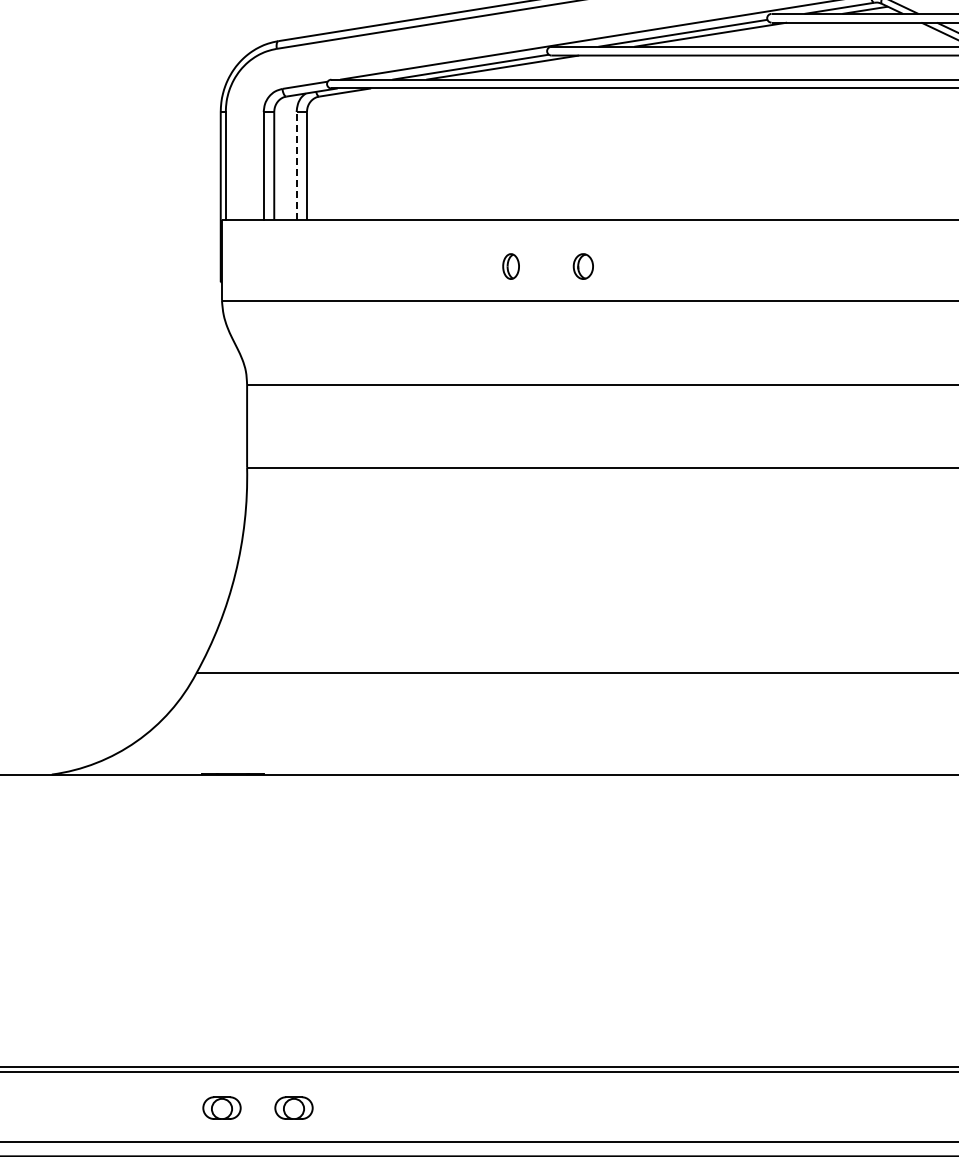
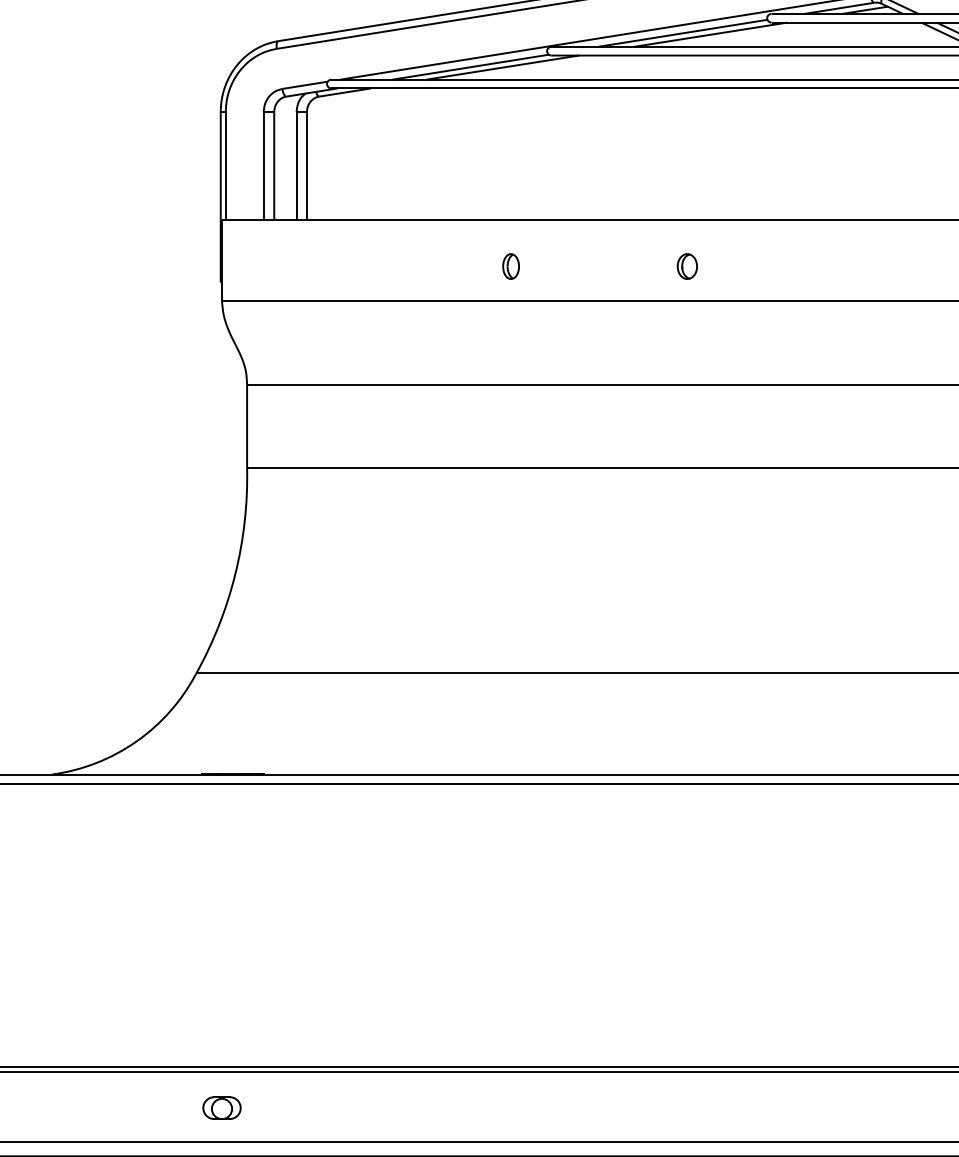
line: dashed -> solid (296, 165)
part position: (582, 266) -> (686, 266) (686, 266)
line: none -> present (478, 784)
part: present -> none (293, 1107)
